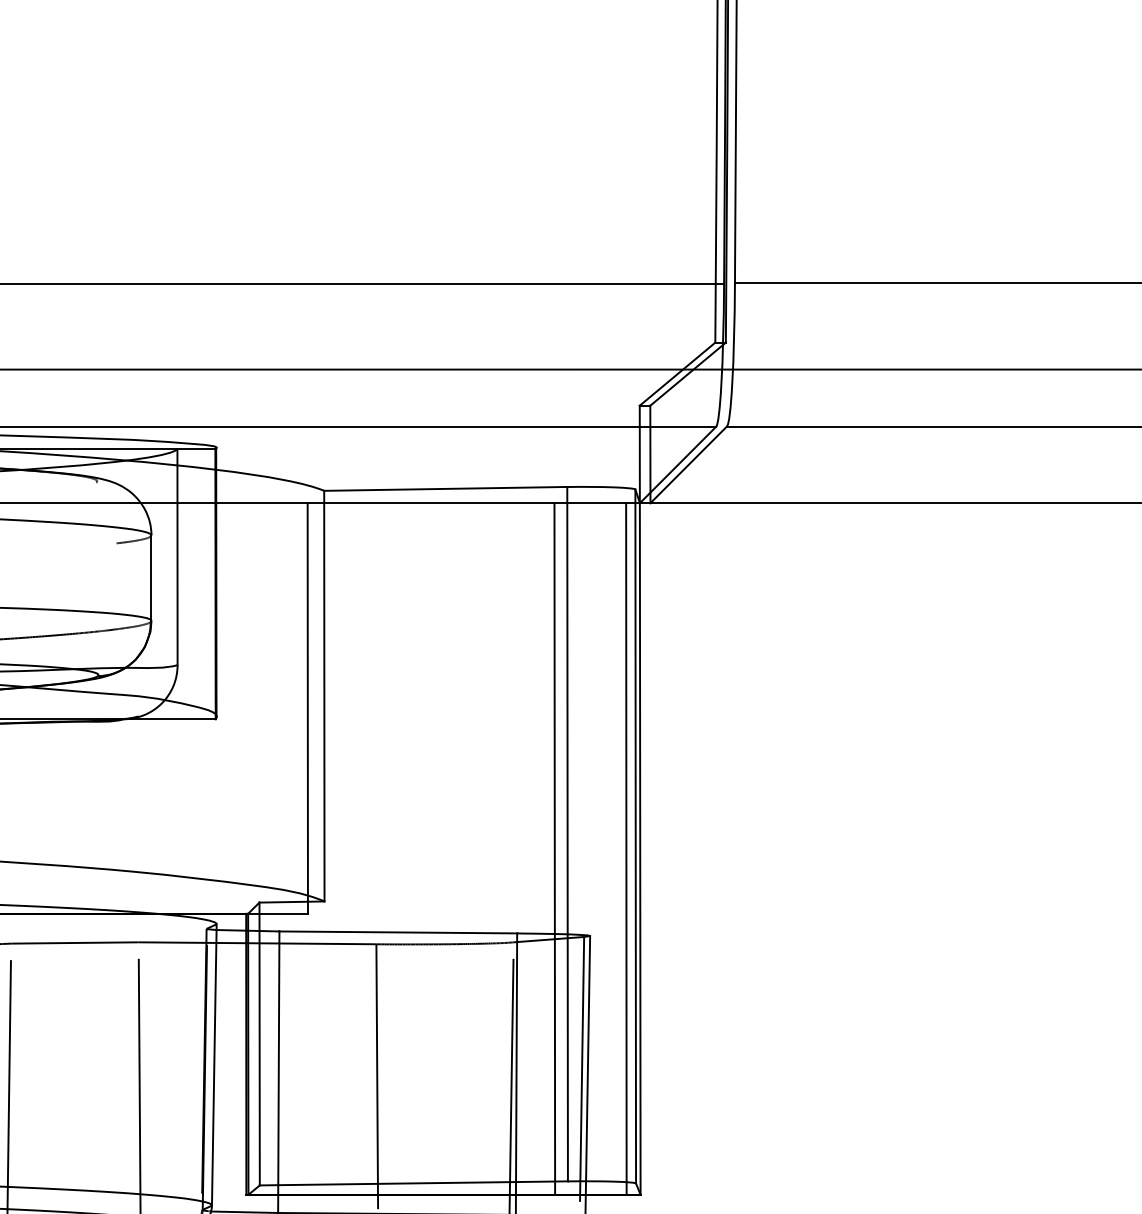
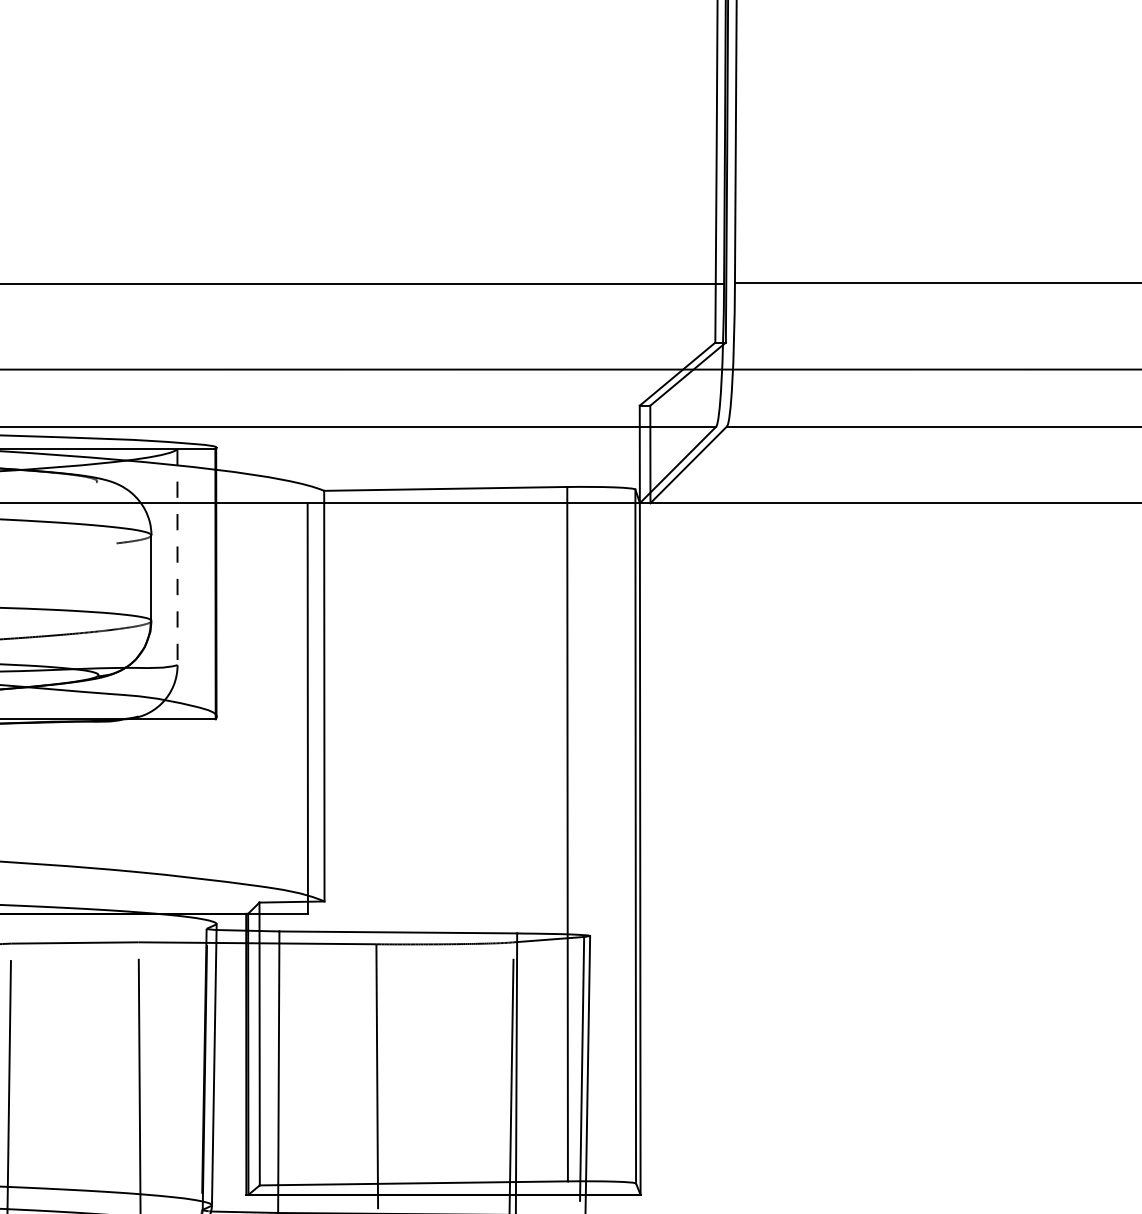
line: solid -> dashed (177, 557)
line: present -> none (554, 848)
line: present -> none (626, 848)
